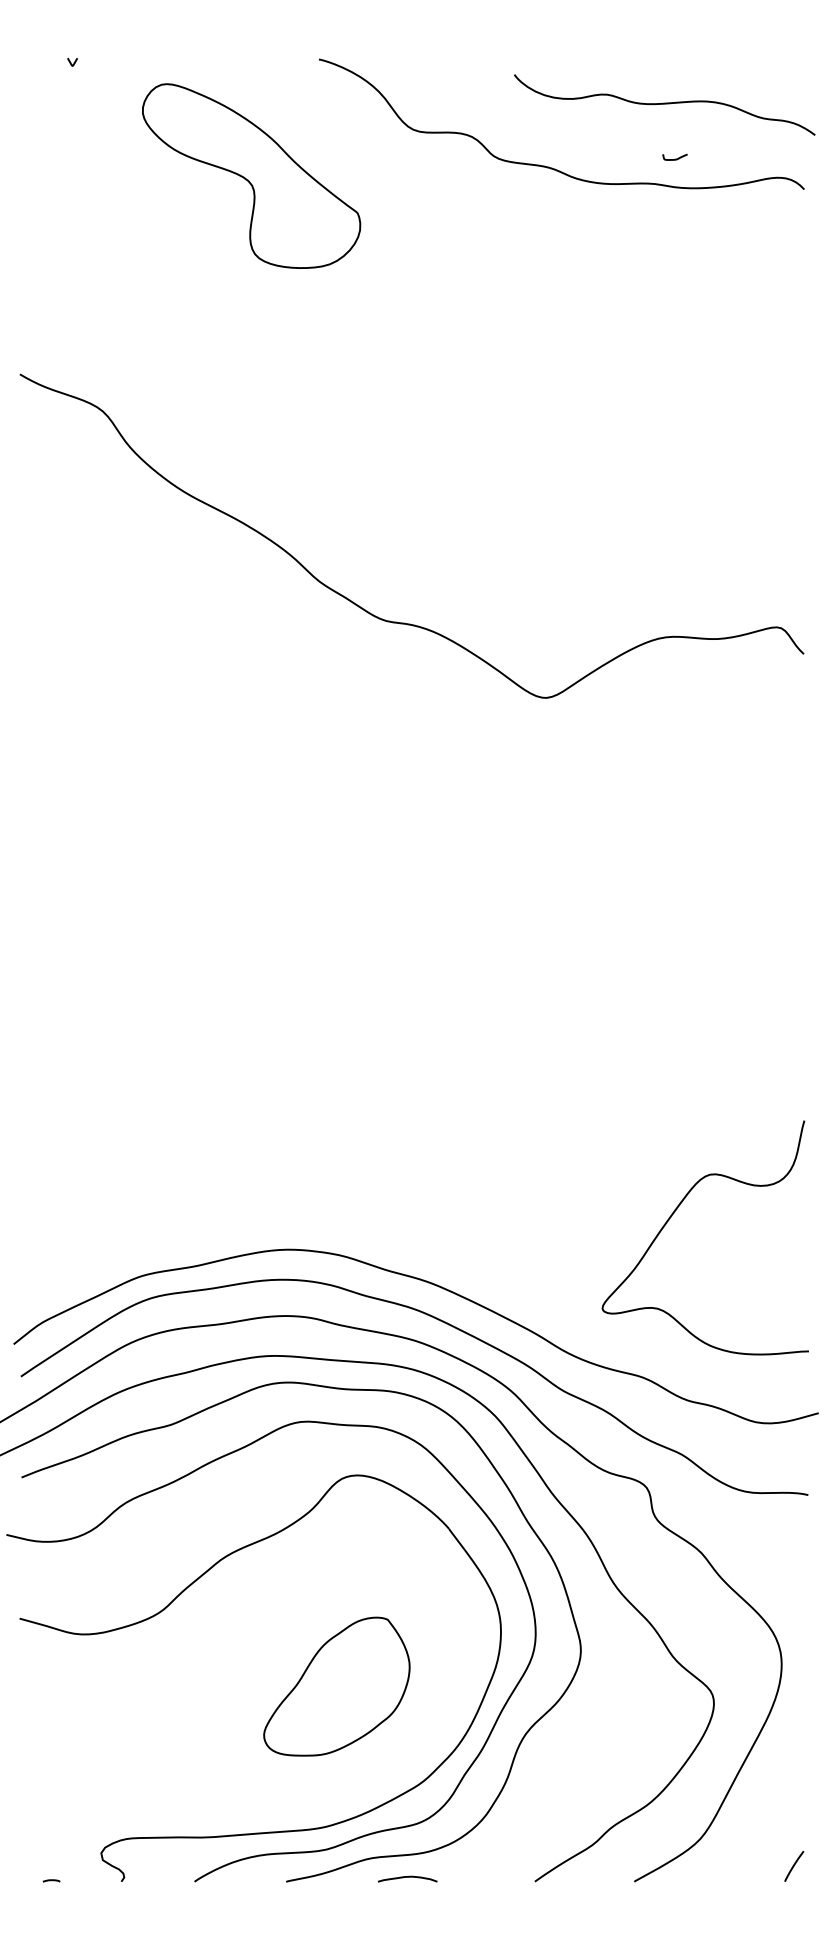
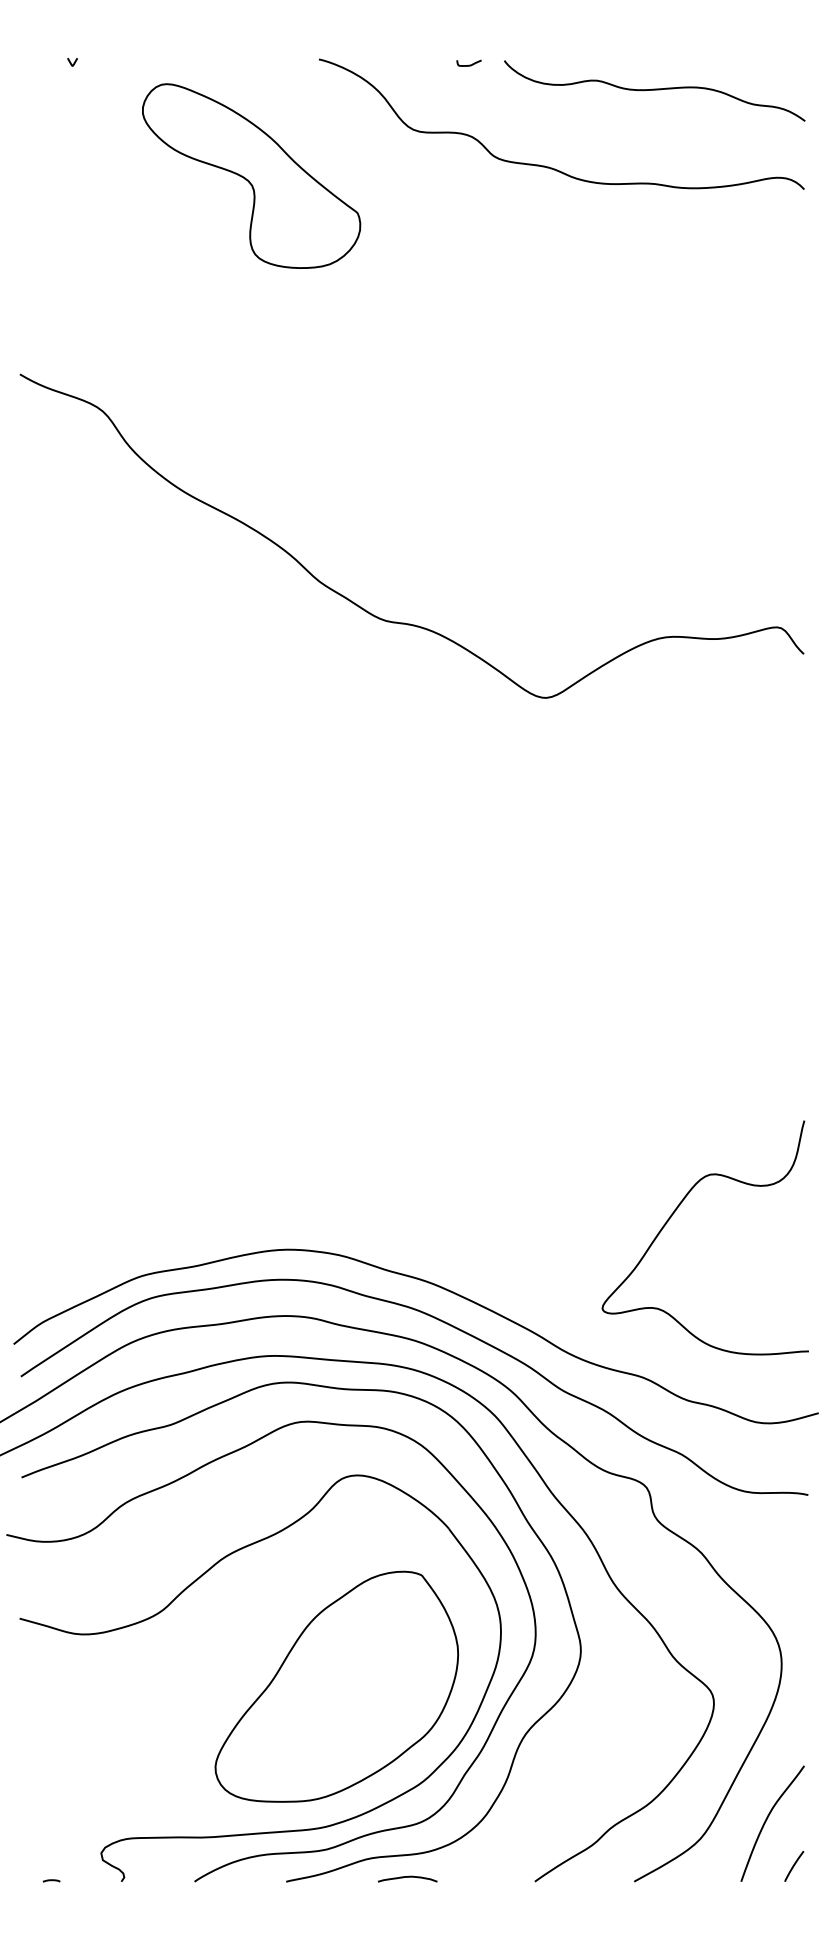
curve position: (664, 104) -> (654, 90) (654, 90)
curve position: (675, 158) -> (469, 64) (469, 64)
part size: 148x141 px -> 246x233 px (336, 1686)
curve: none -> present (766, 1821)
